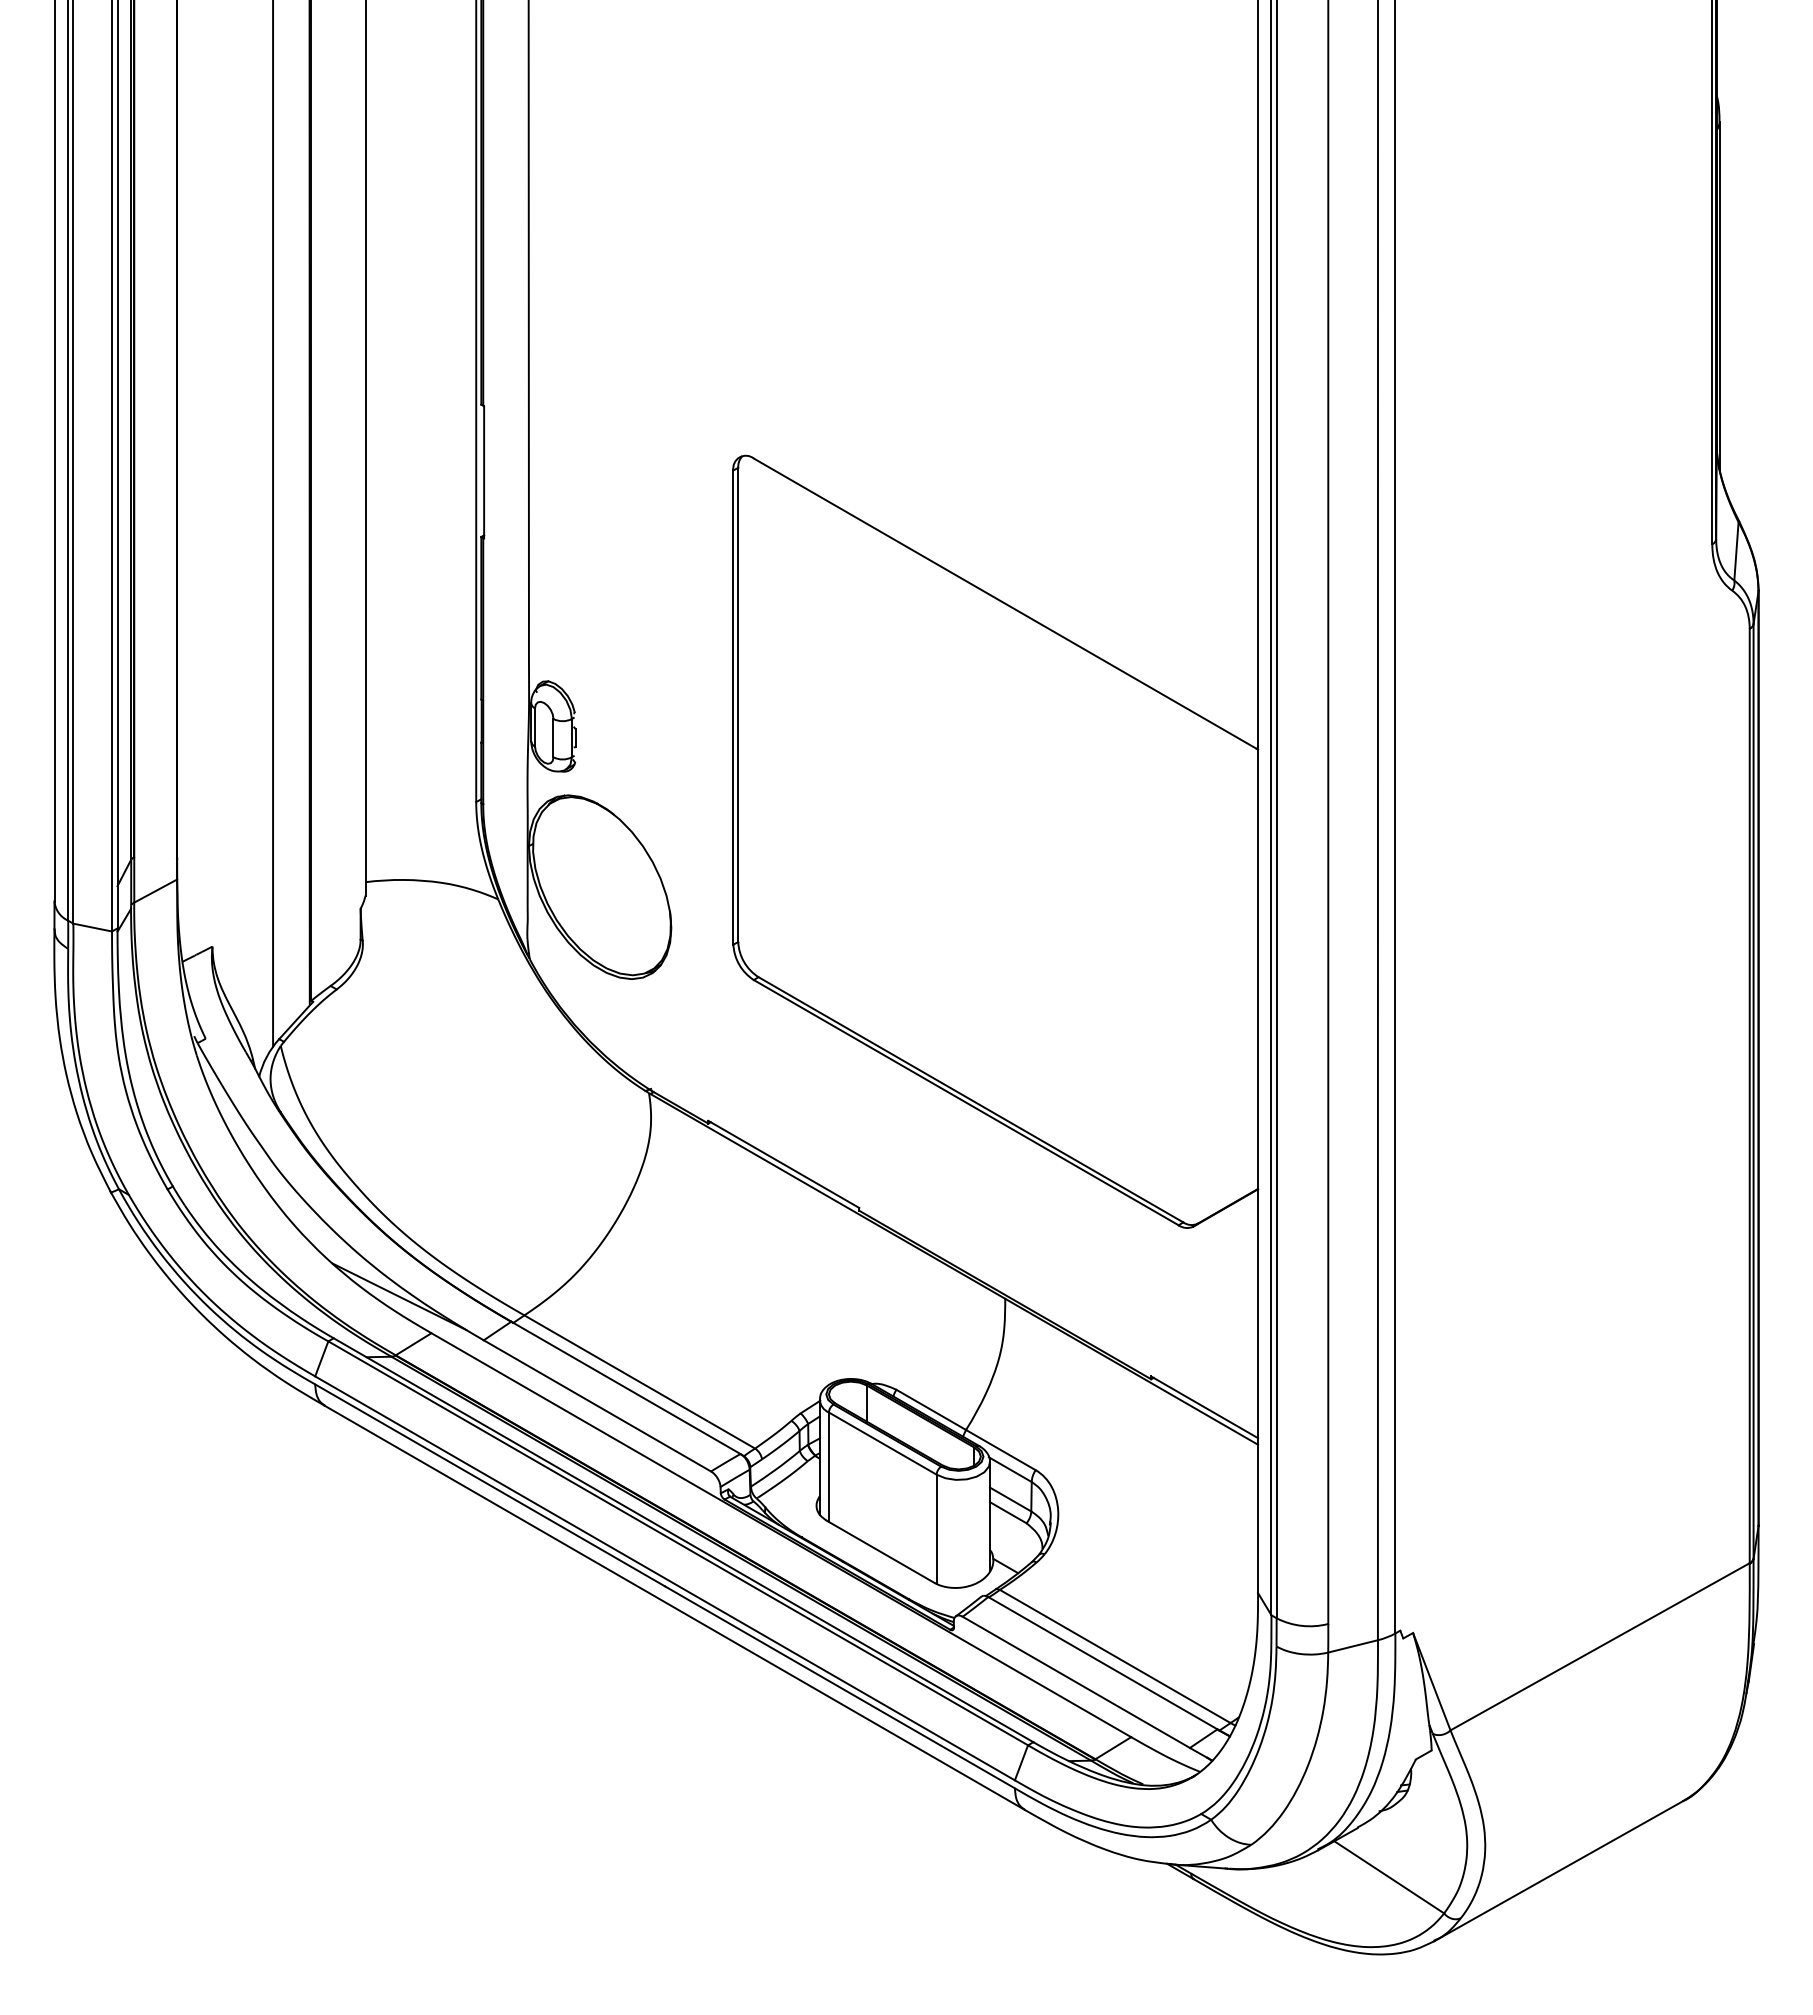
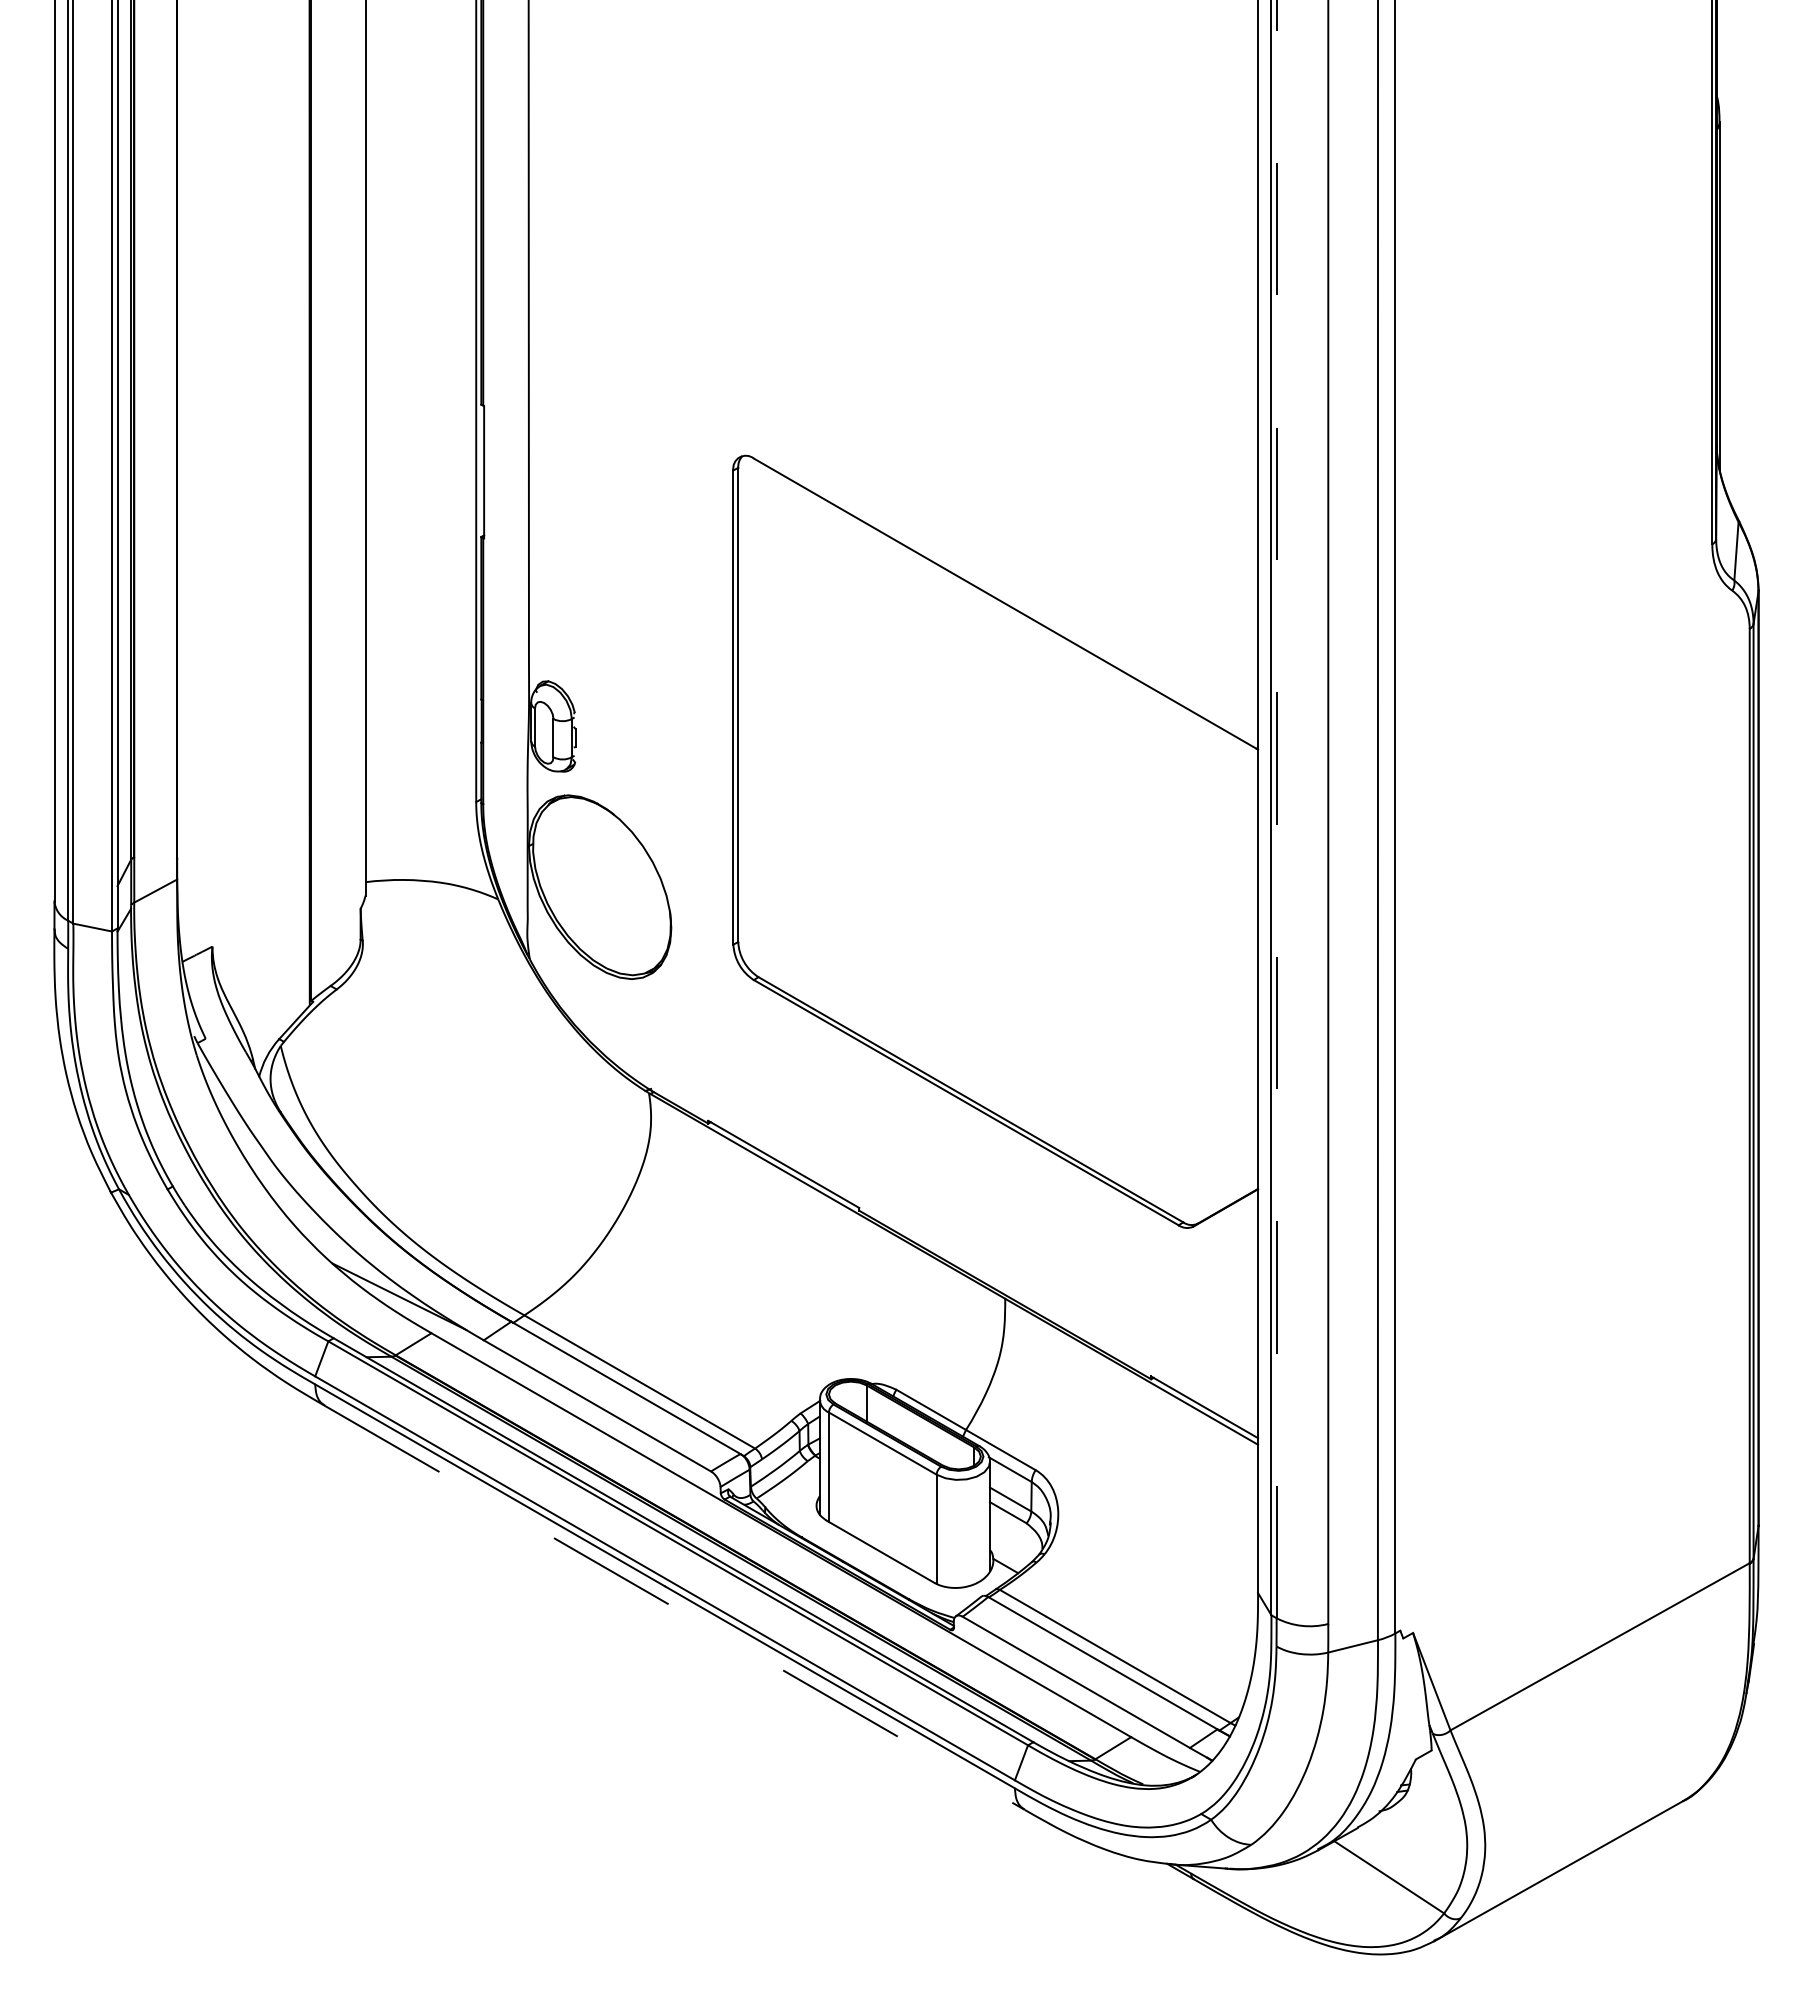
line: present -> none (273, 524)
line: solid -> dashed (1276, 809)
line: solid -> dashed (674, 1607)
